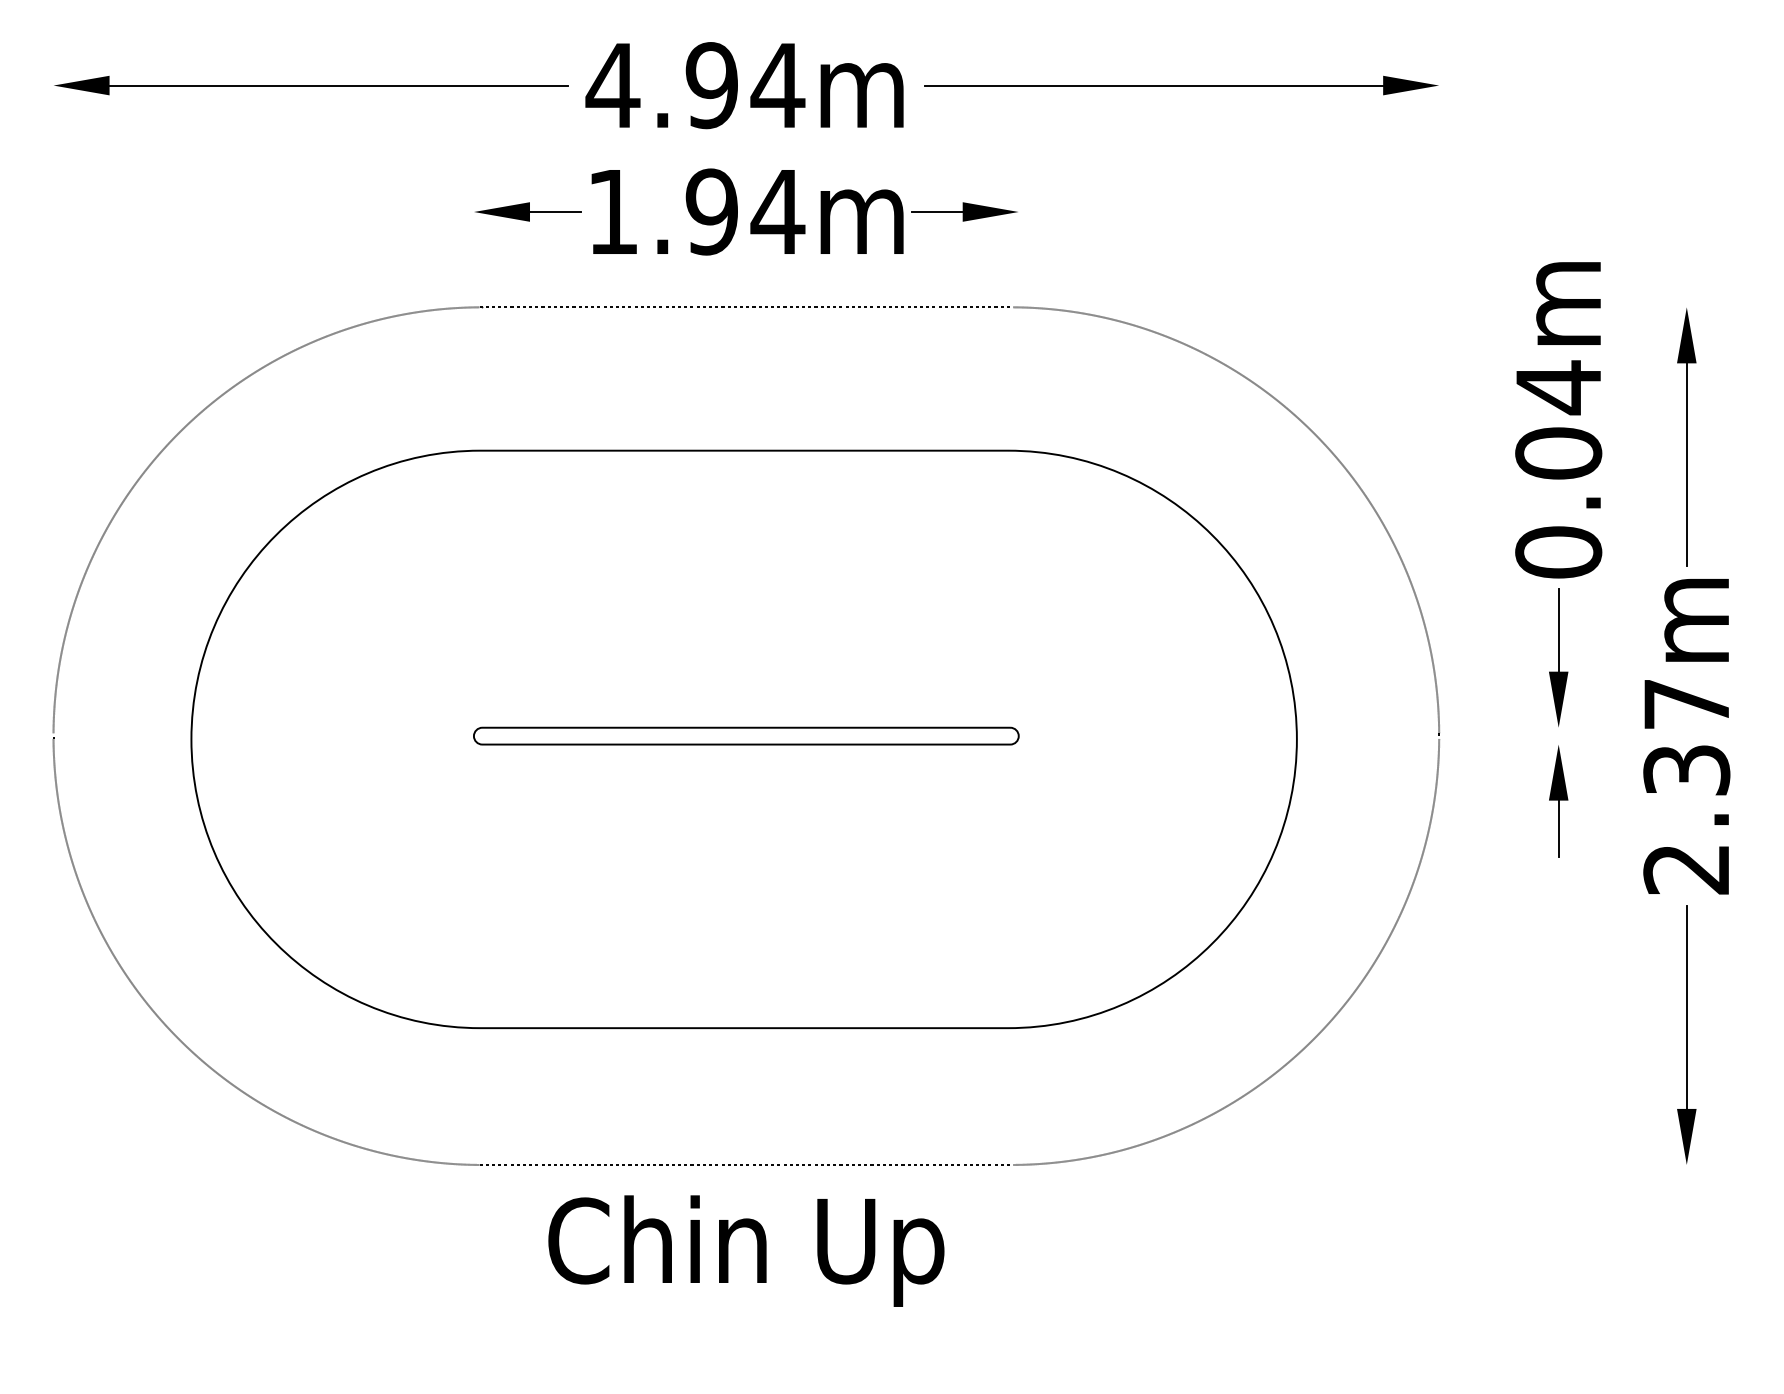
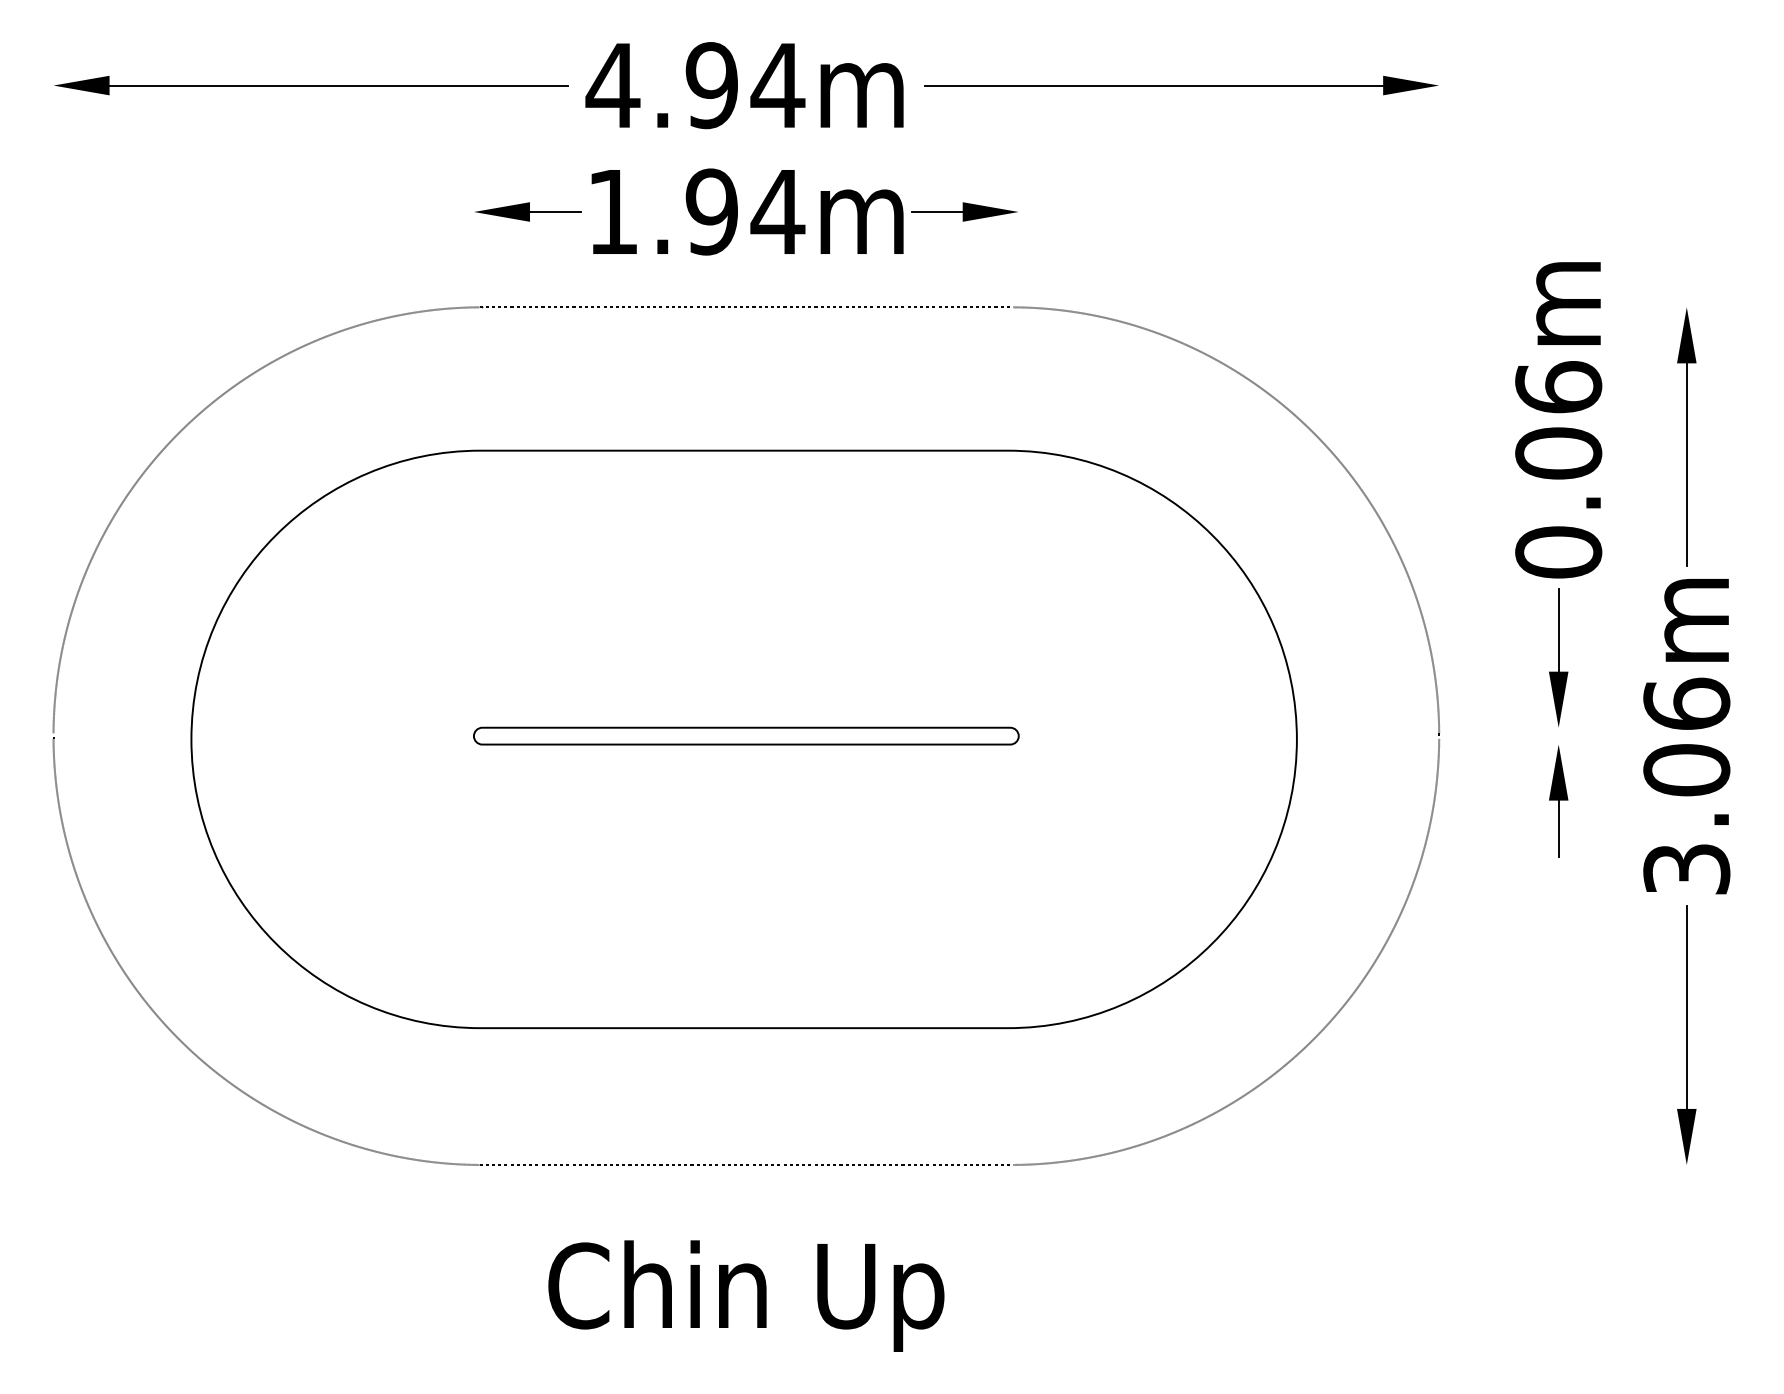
text: 0.04m -> 0.06m (1558, 387)
text: 2.37m -> 3.06m (1686, 785)
text position: (746, 1250) -> (746, 1295) (746, 1295)
